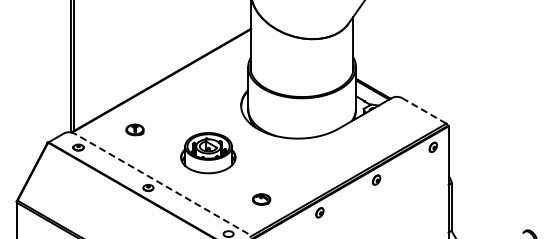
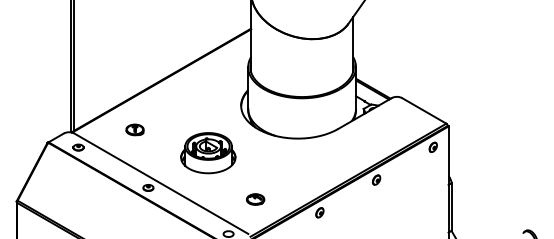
line: dashed -> solid (424, 110)
line: dashed -> solid (160, 183)
part position: (261, 199) -> (255, 199) (255, 199)
